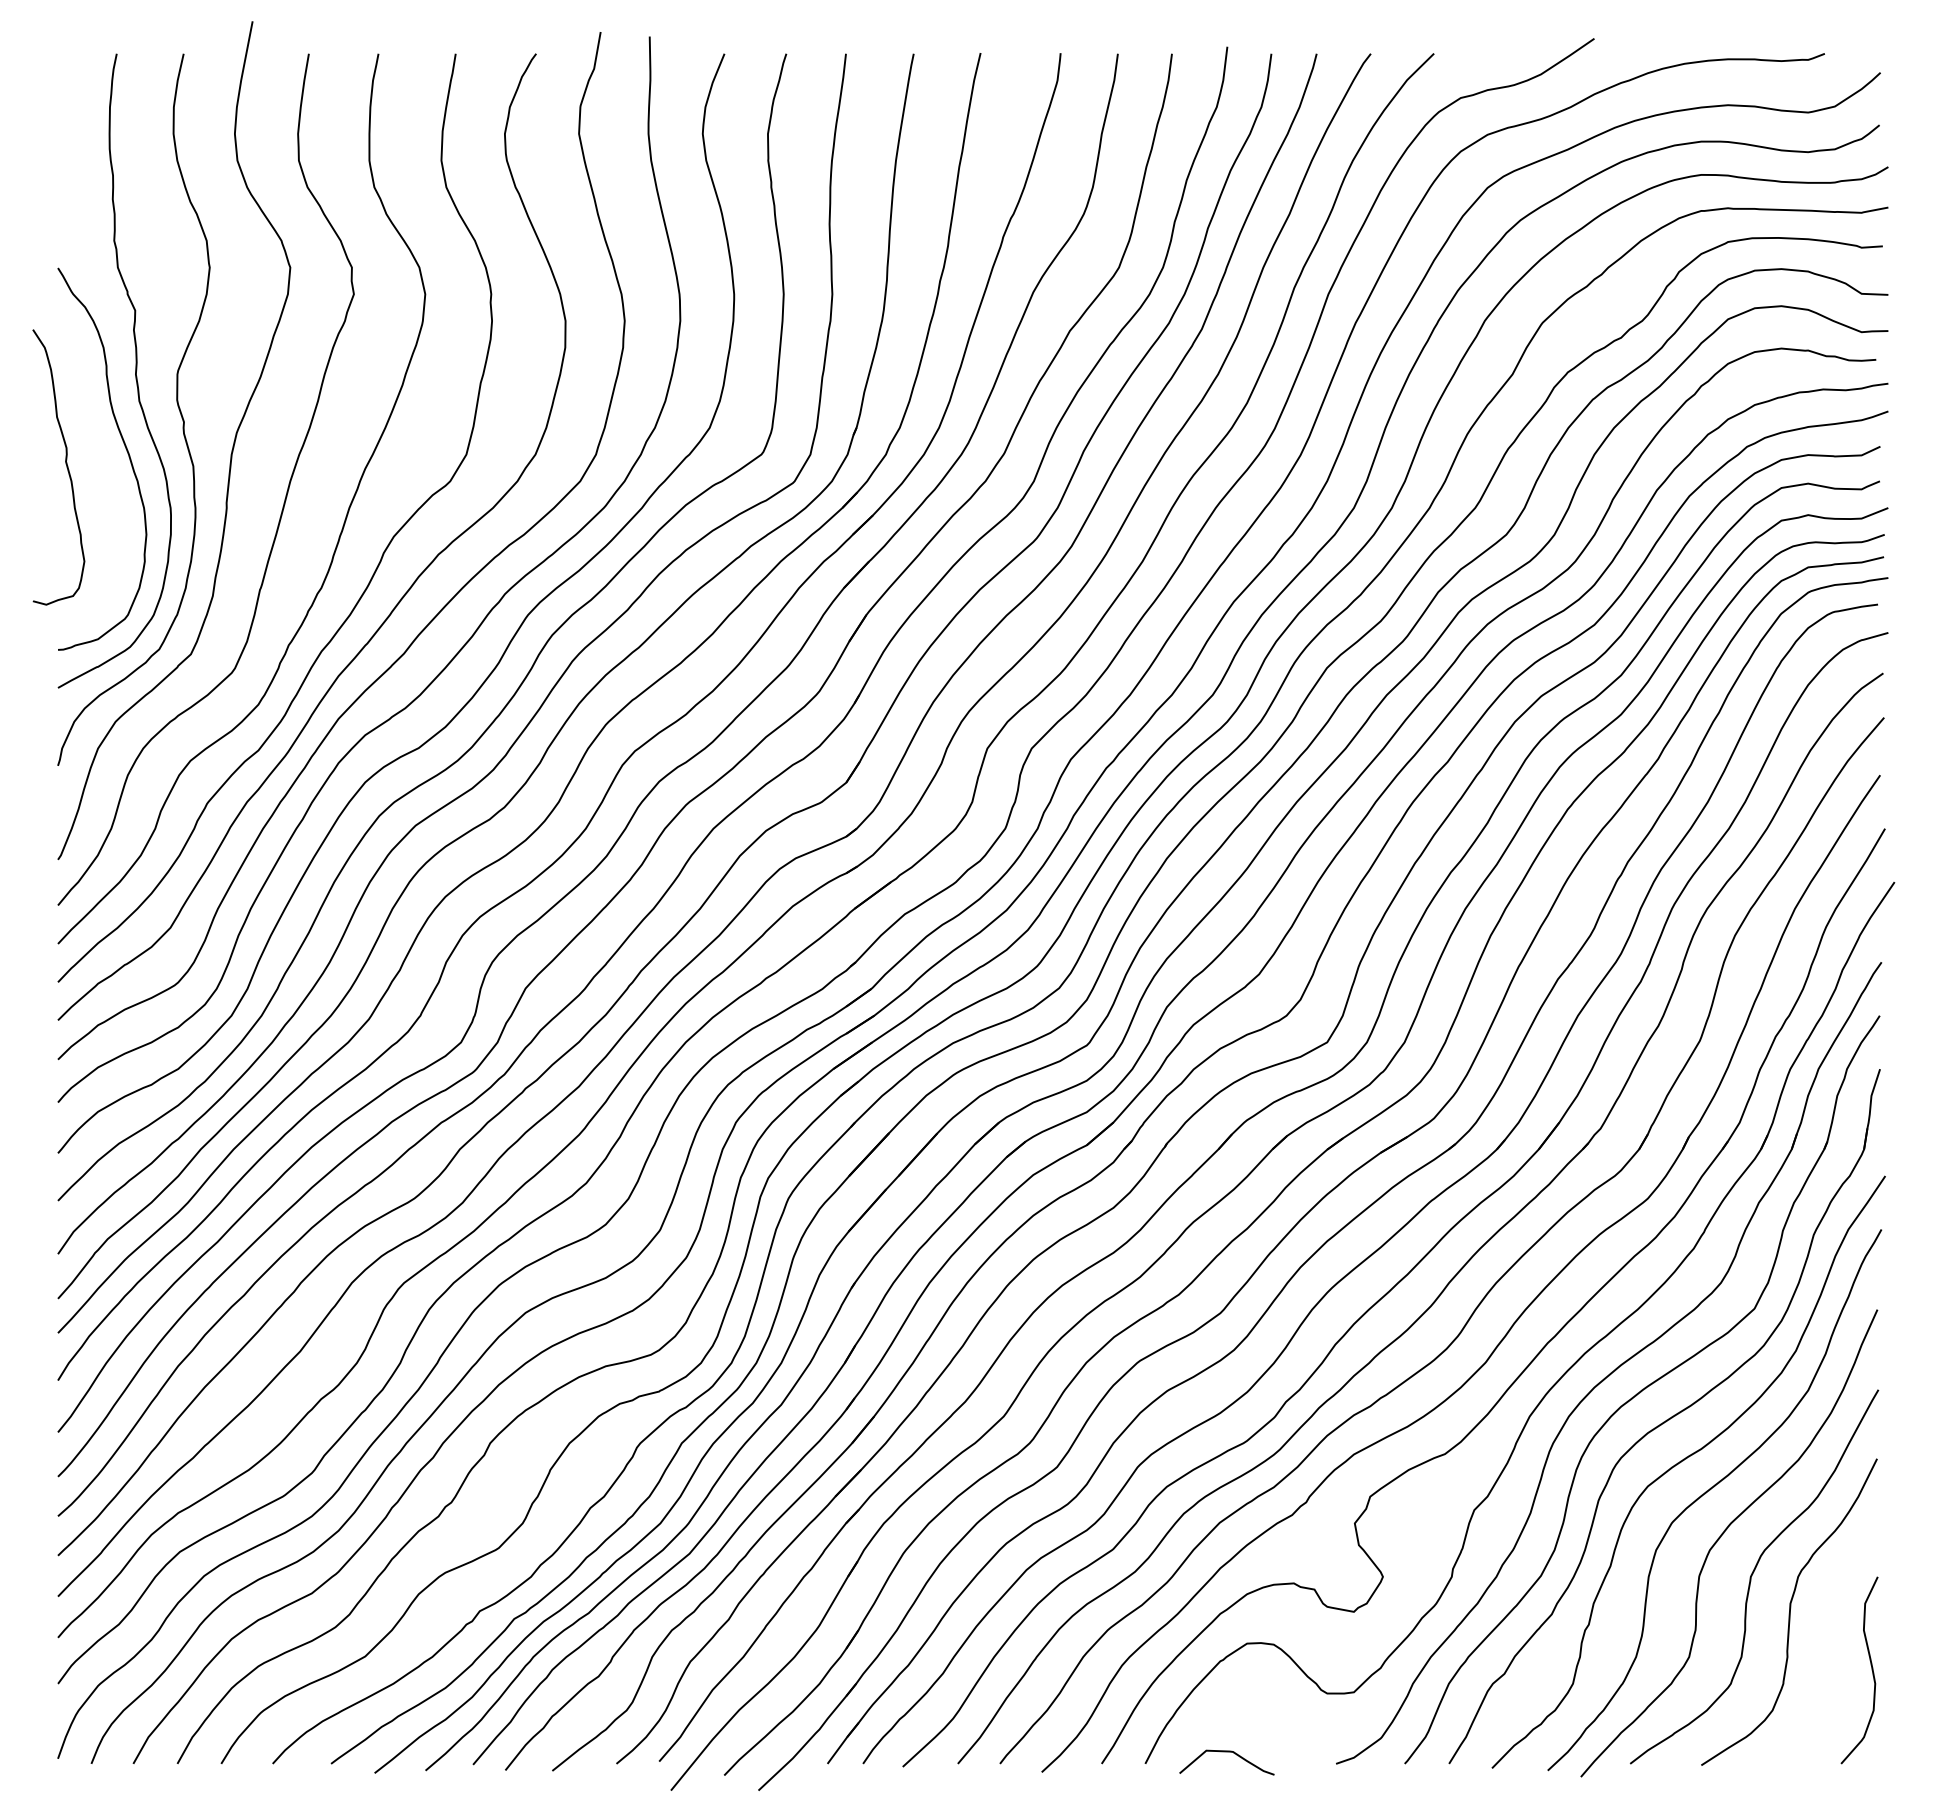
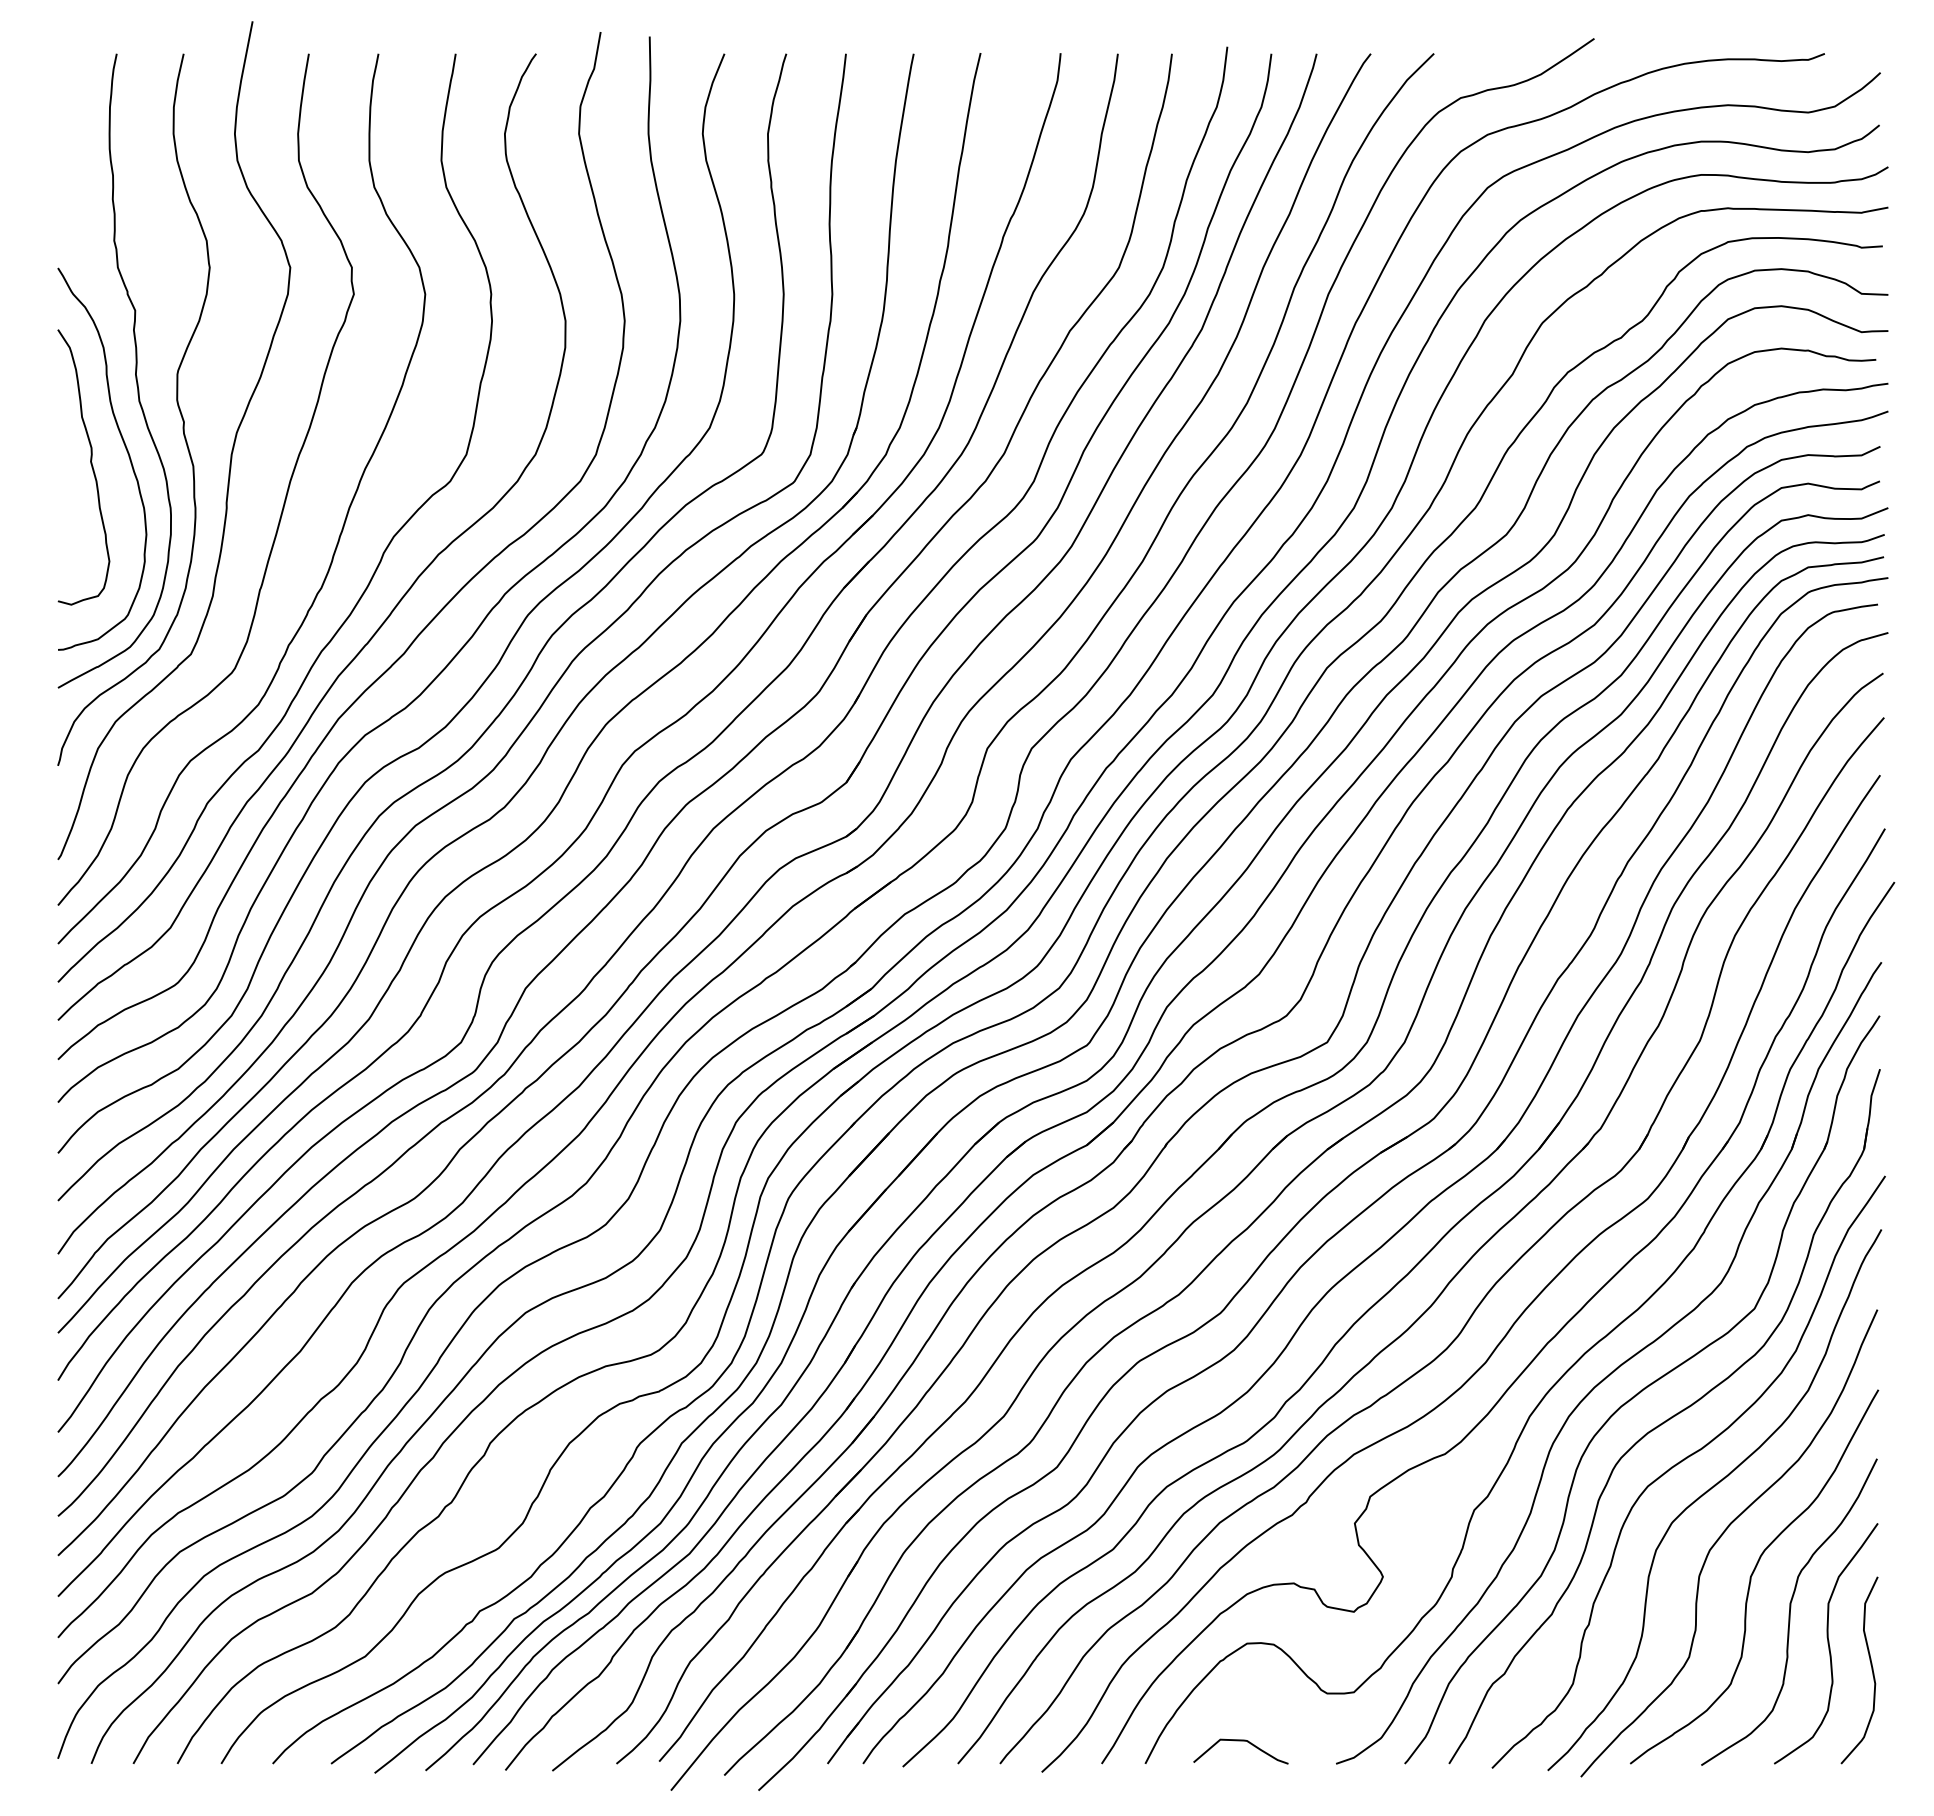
curve position: (65, 464) -> (90, 464) (90, 464)
curve: none -> present (1827, 1643)
curve position: (1226, 1752) -> (1240, 1741) (1240, 1741)
